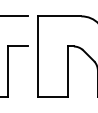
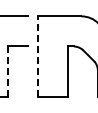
line: solid -> dashed (37, 55)
line: solid -> dashed (7, 71)
